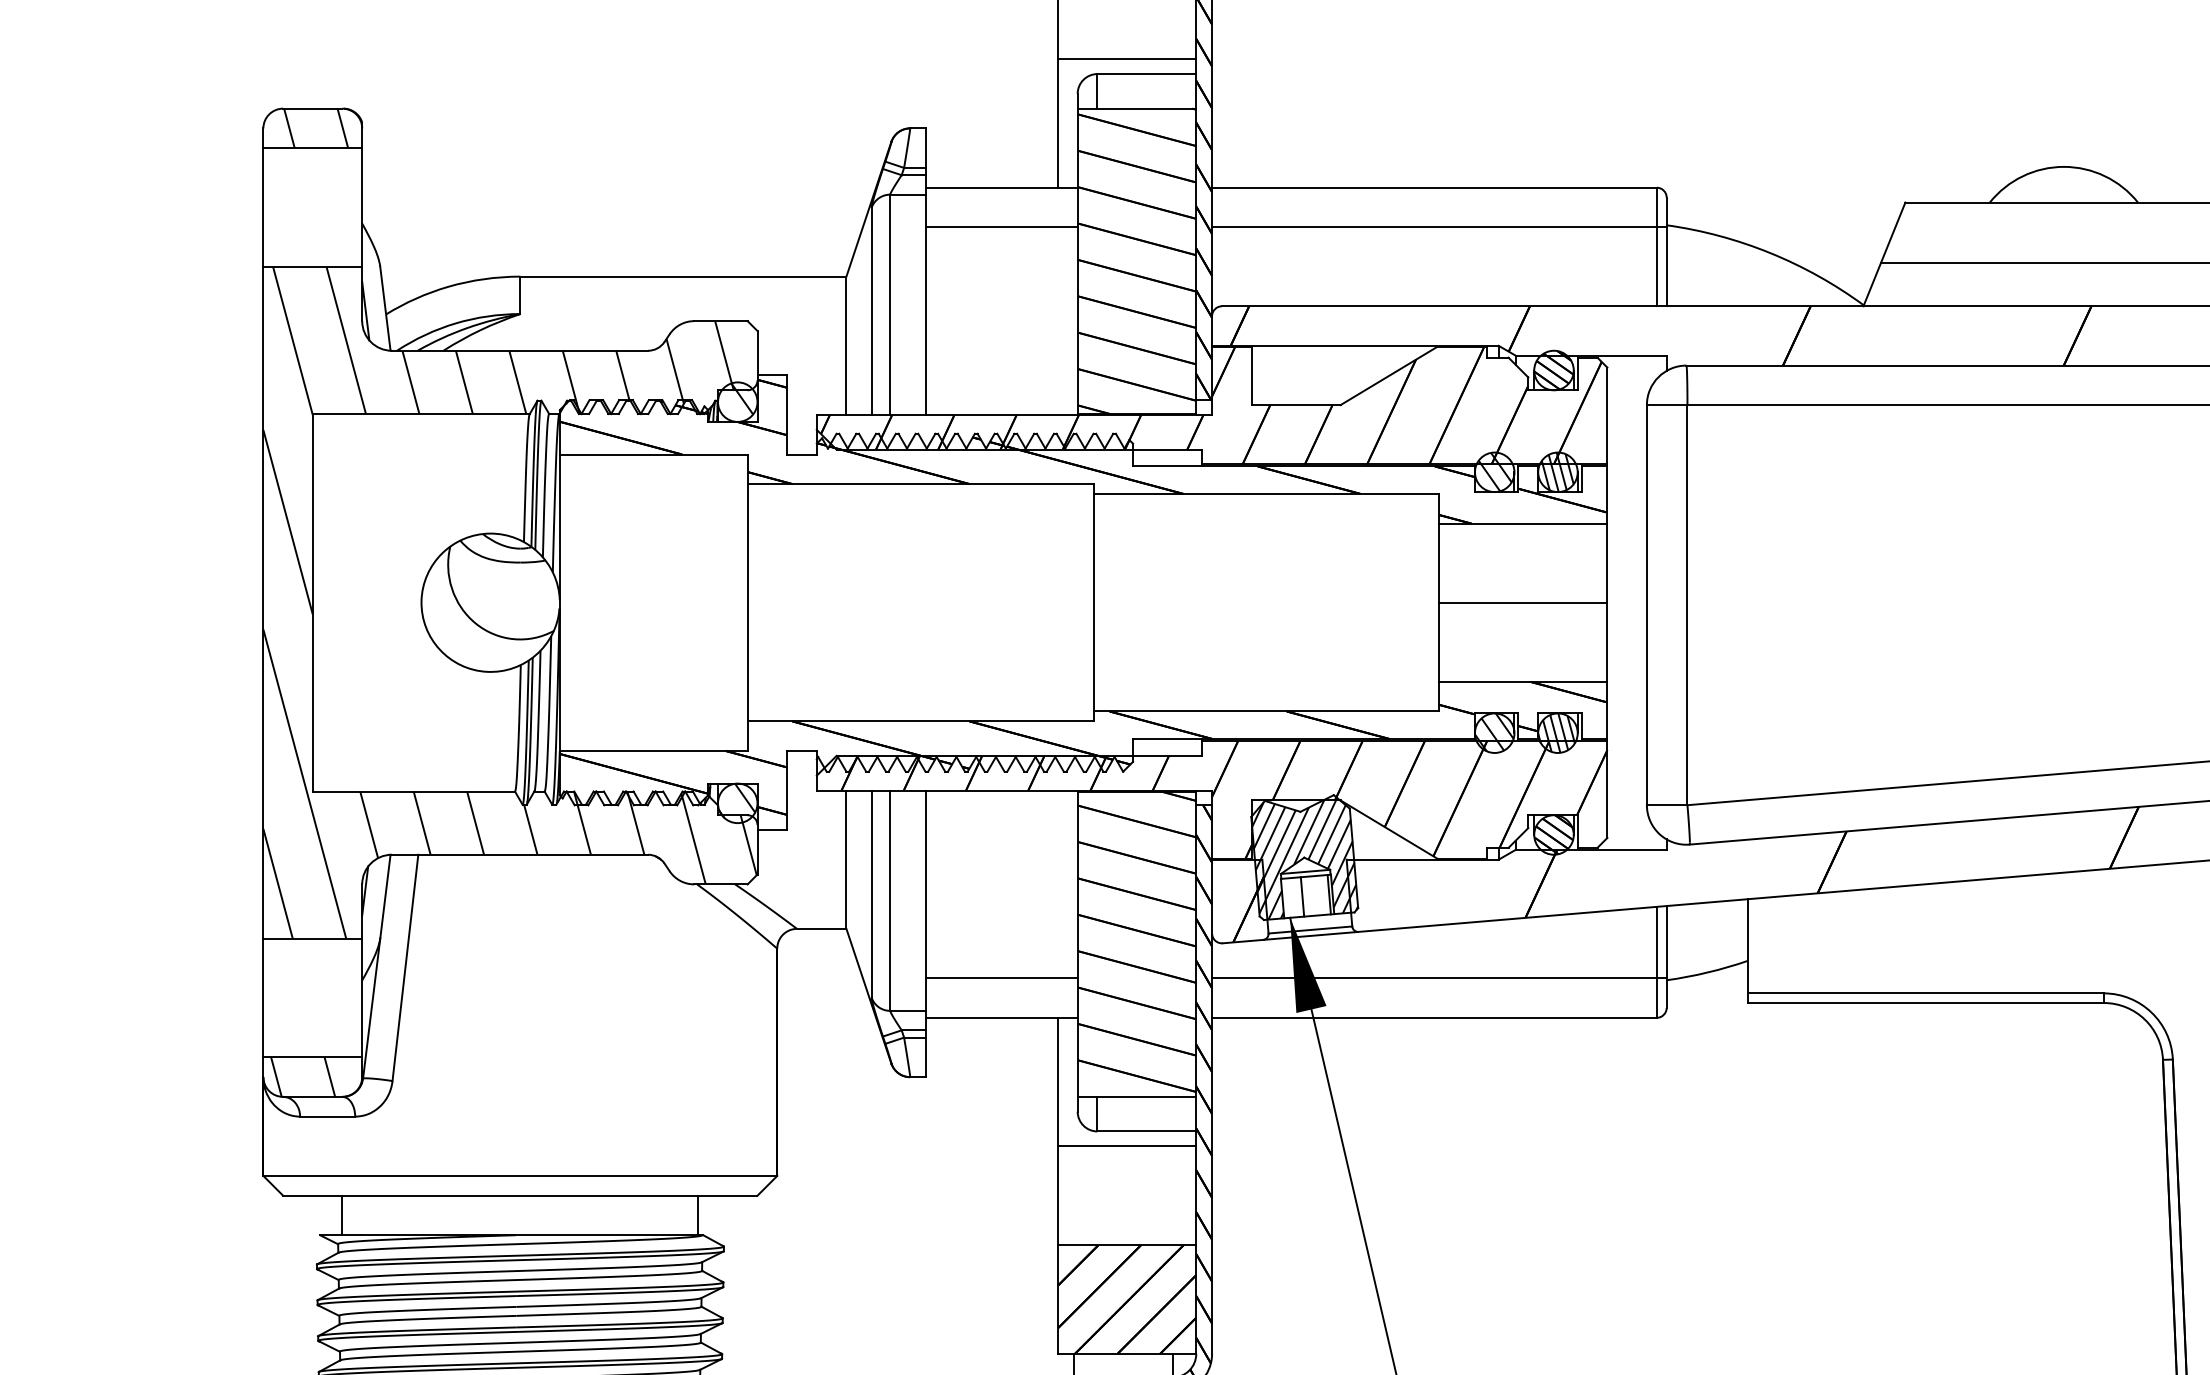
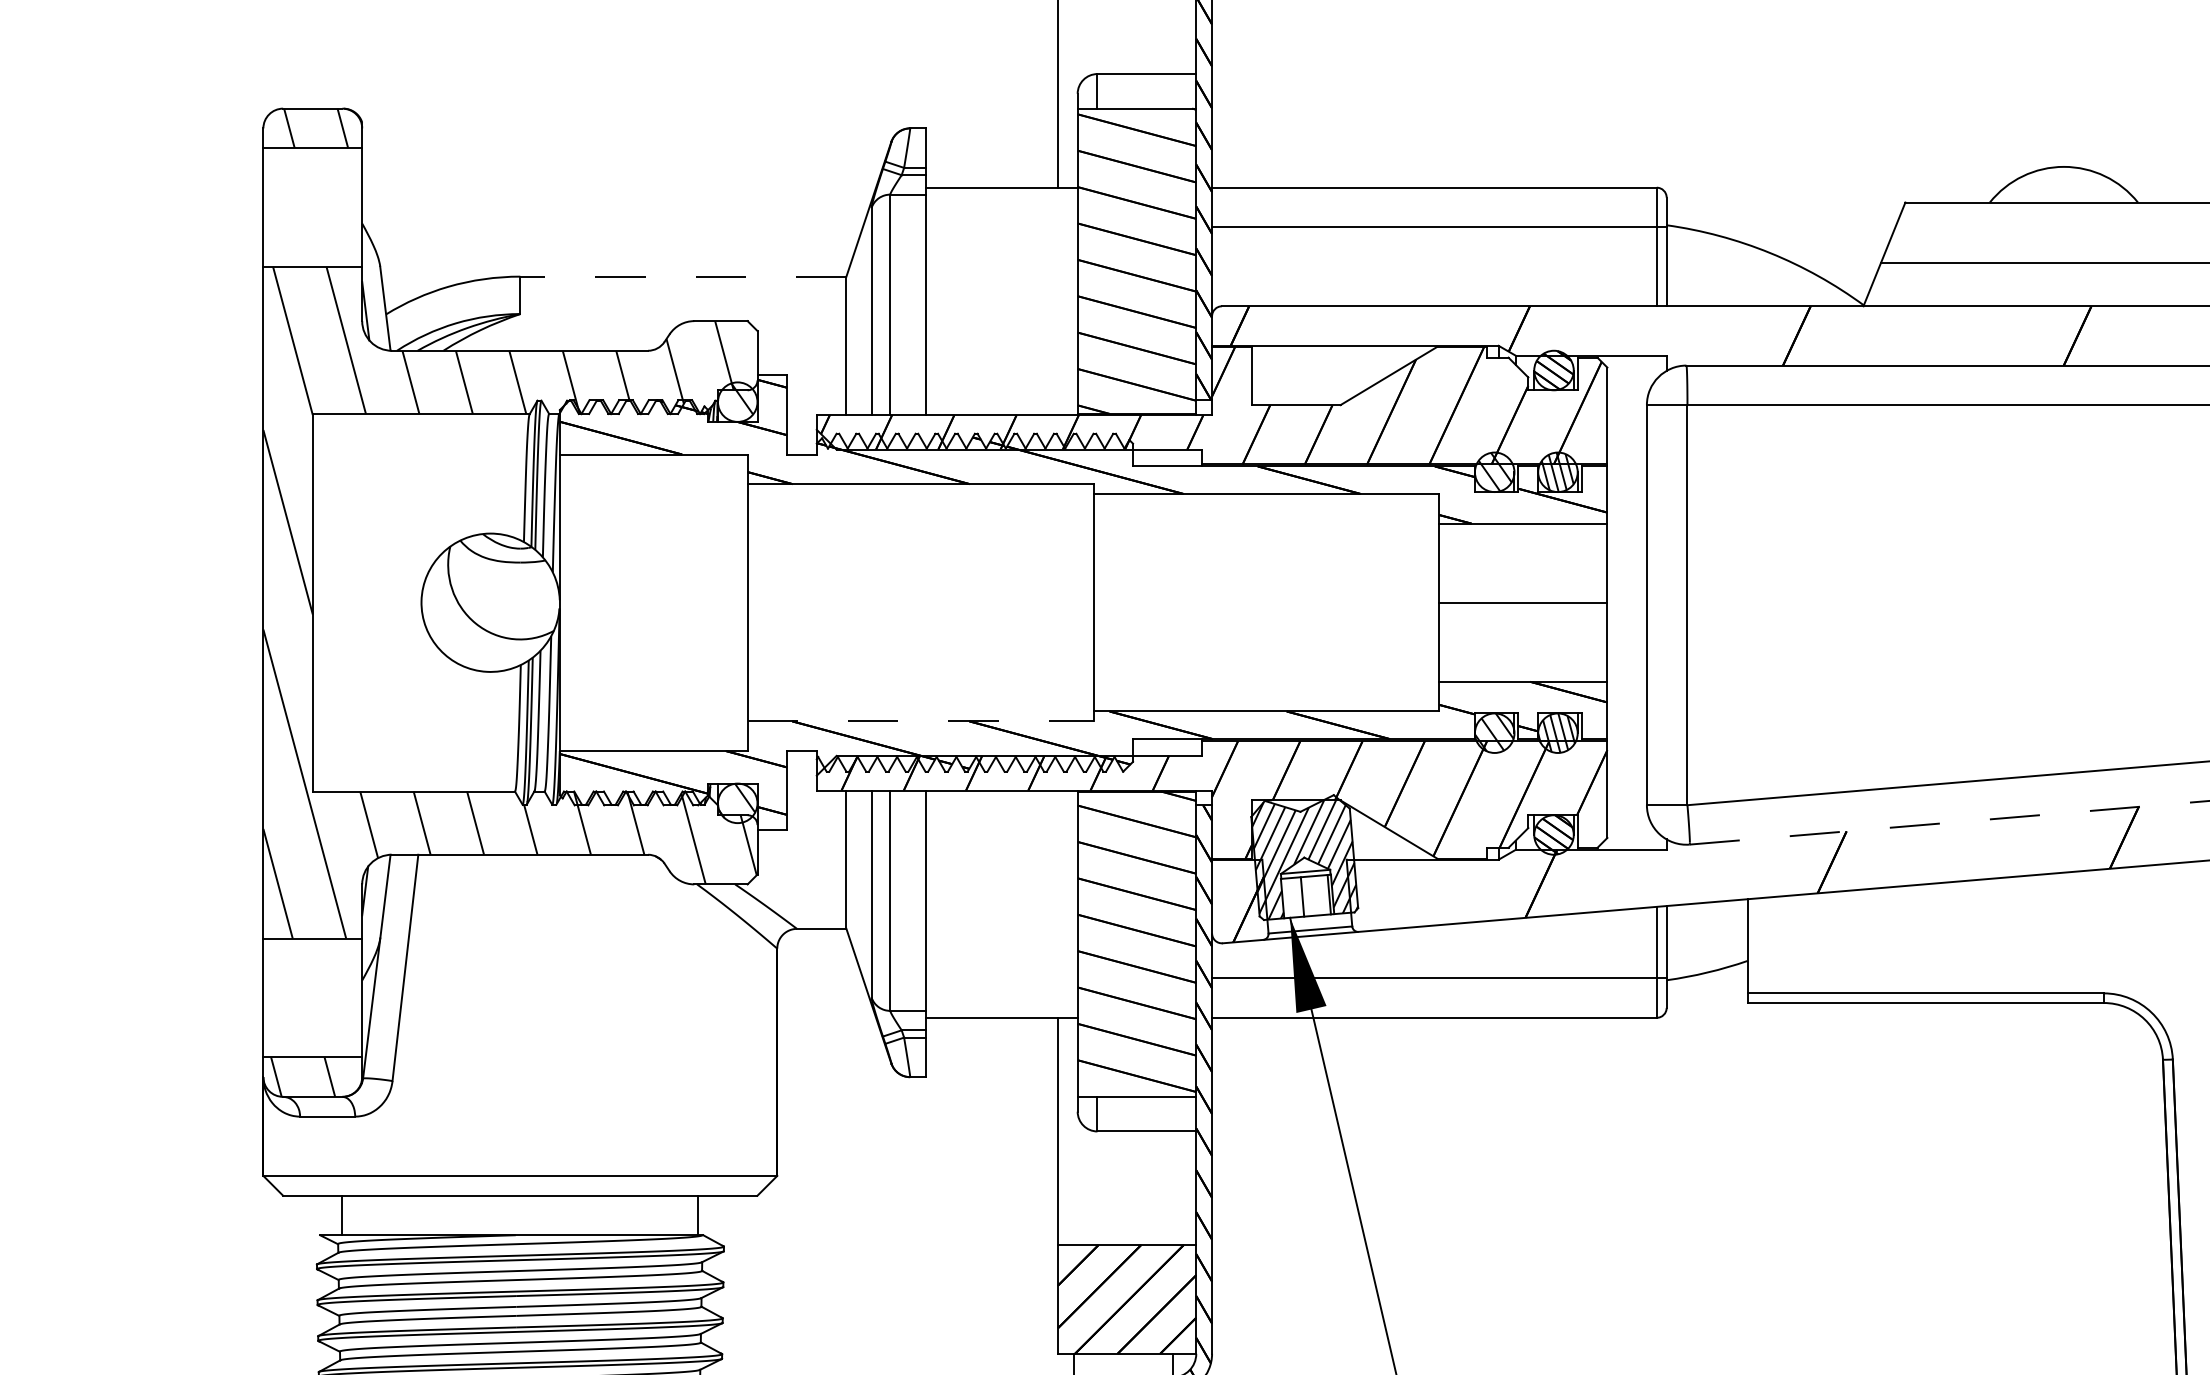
line: present -> none (1126, 59)
line: present -> none (1001, 227)
line: solid -> dashed (682, 276)
line: solid -> dashed (920, 721)
line: solid -> dashed (1949, 822)
line: present -> none (1001, 978)
line: present -> none (1126, 1146)
